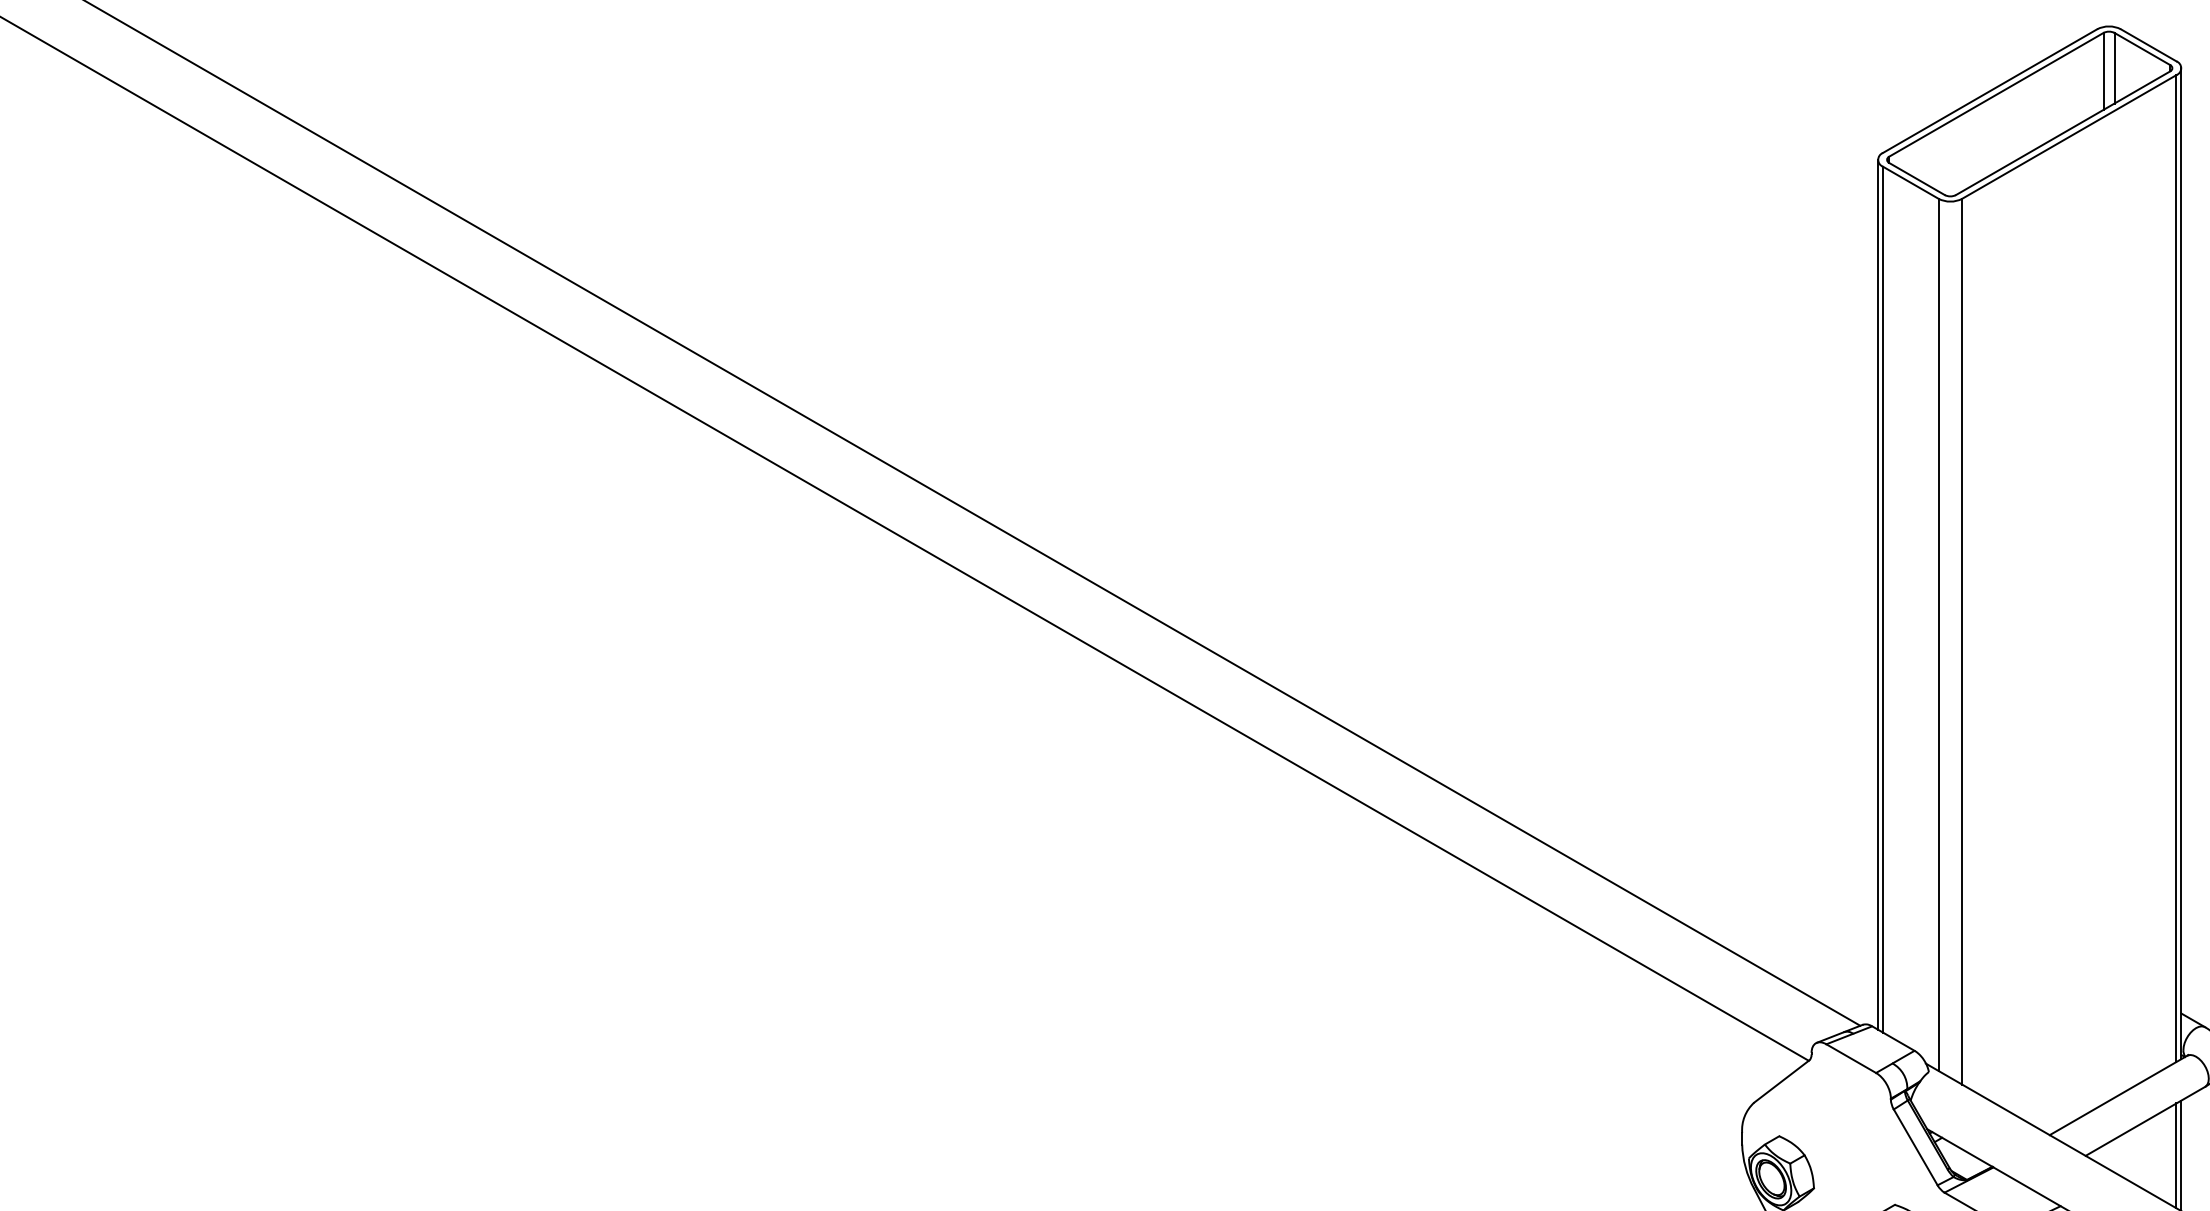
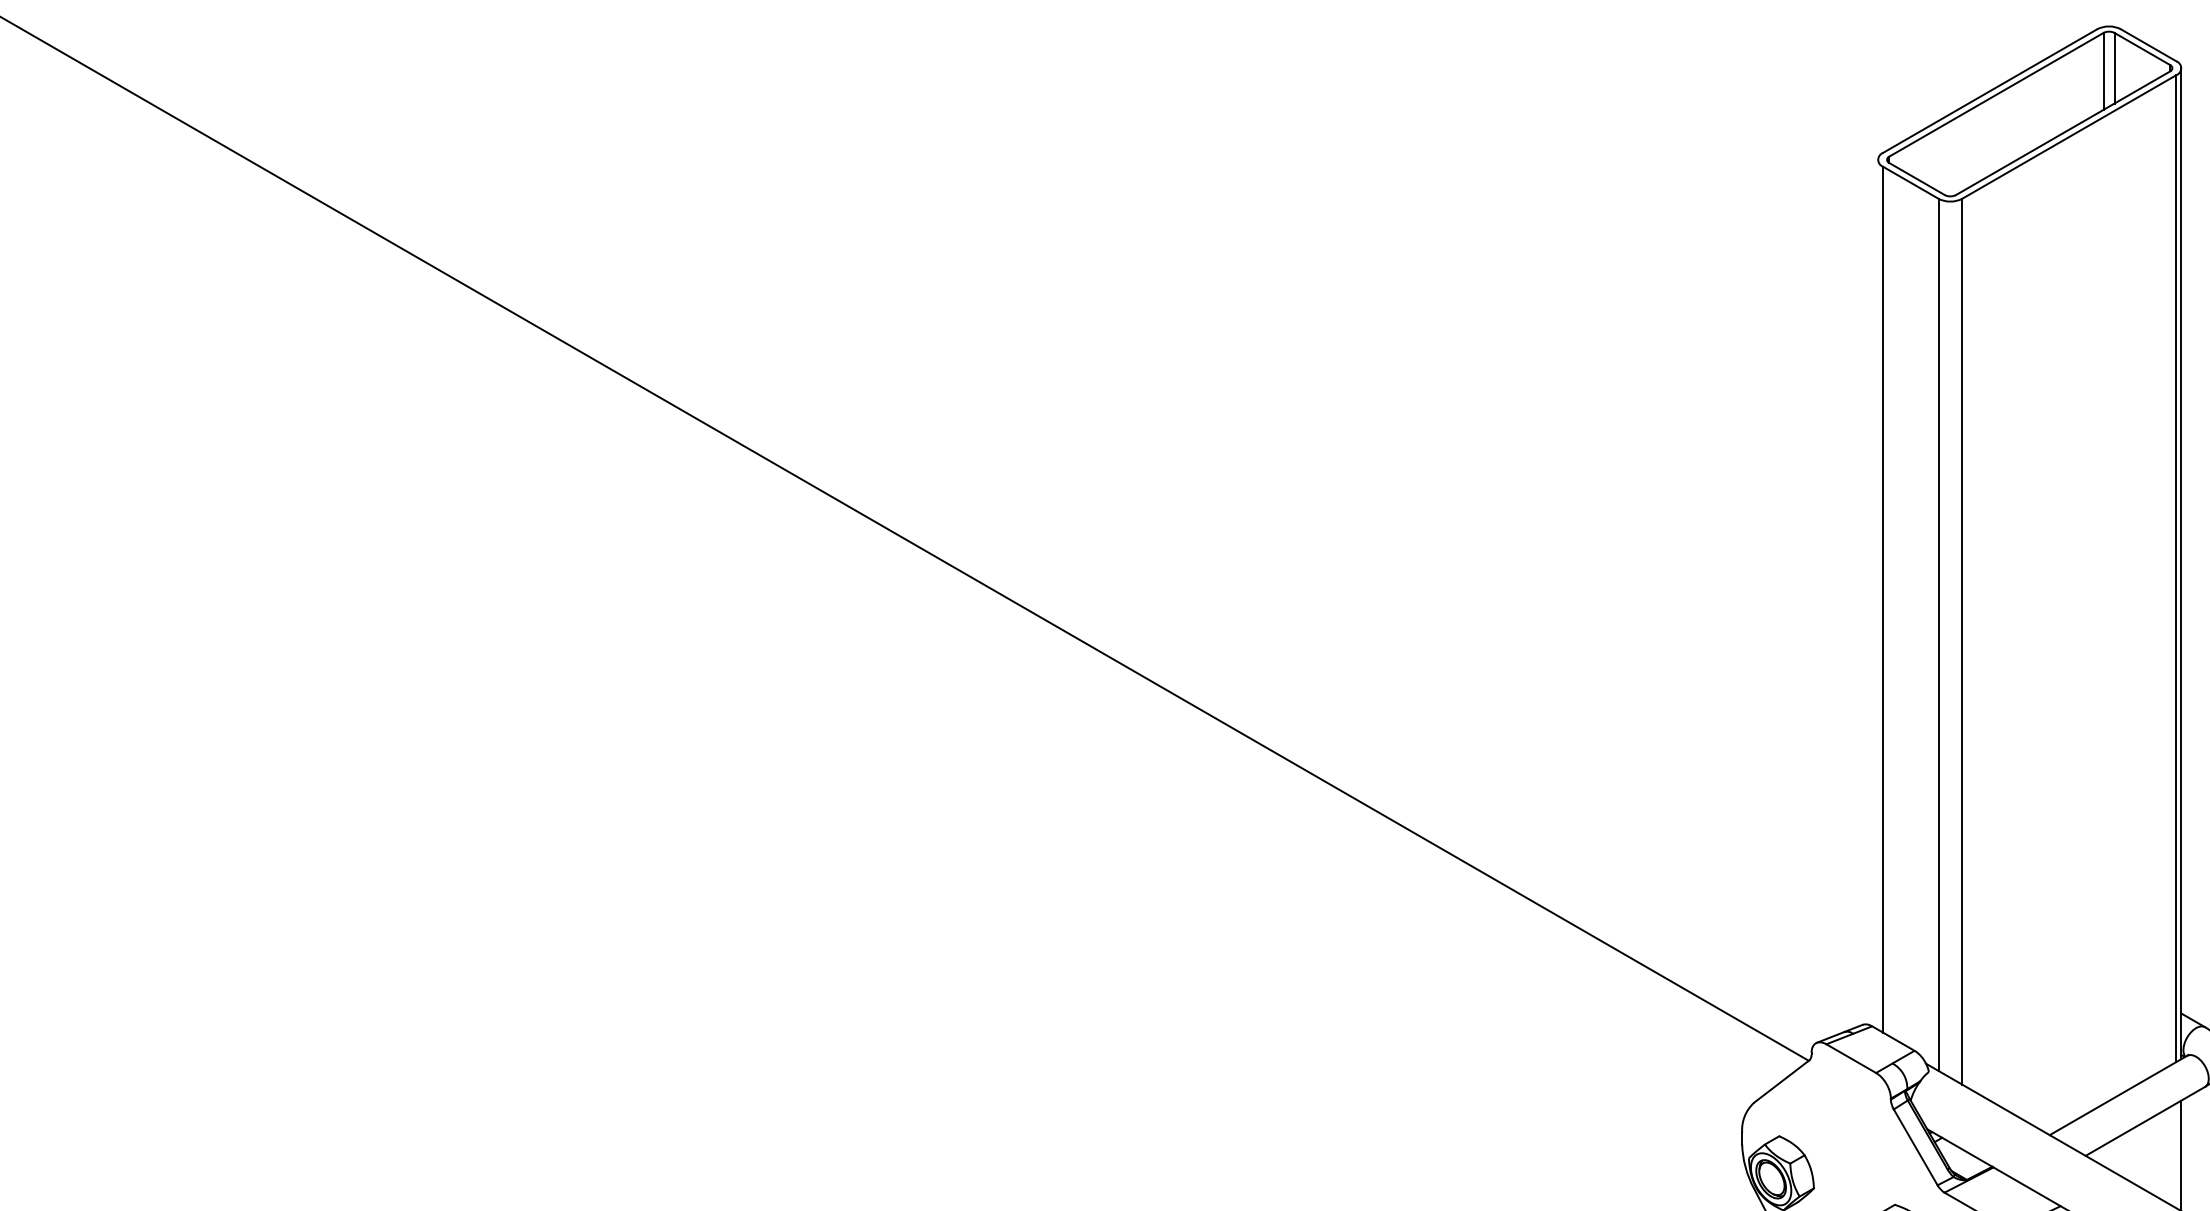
line: present -> none (973, 513)
line: present -> none (1878, 594)
line: present -> none (2176, 1155)
